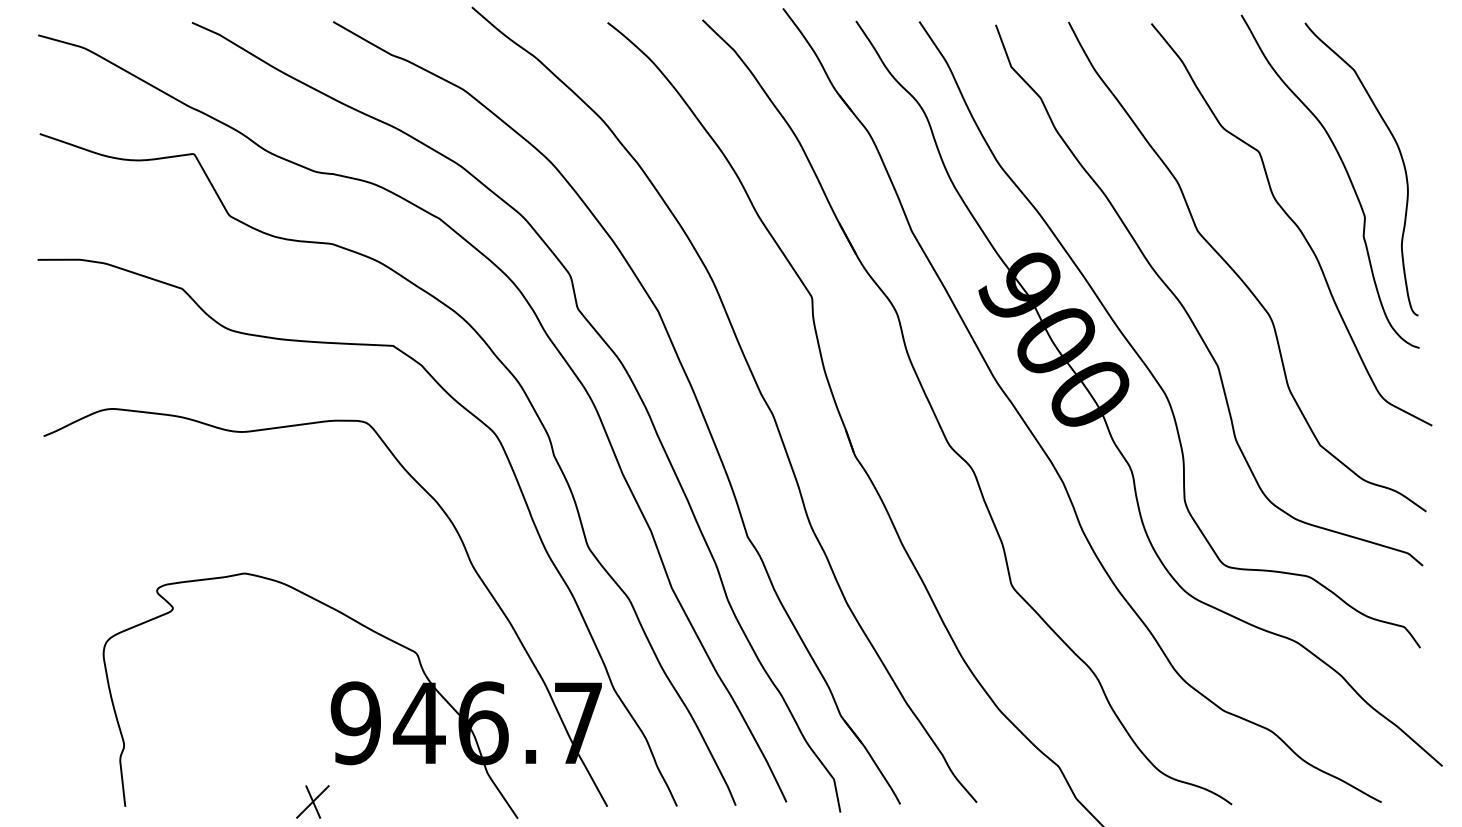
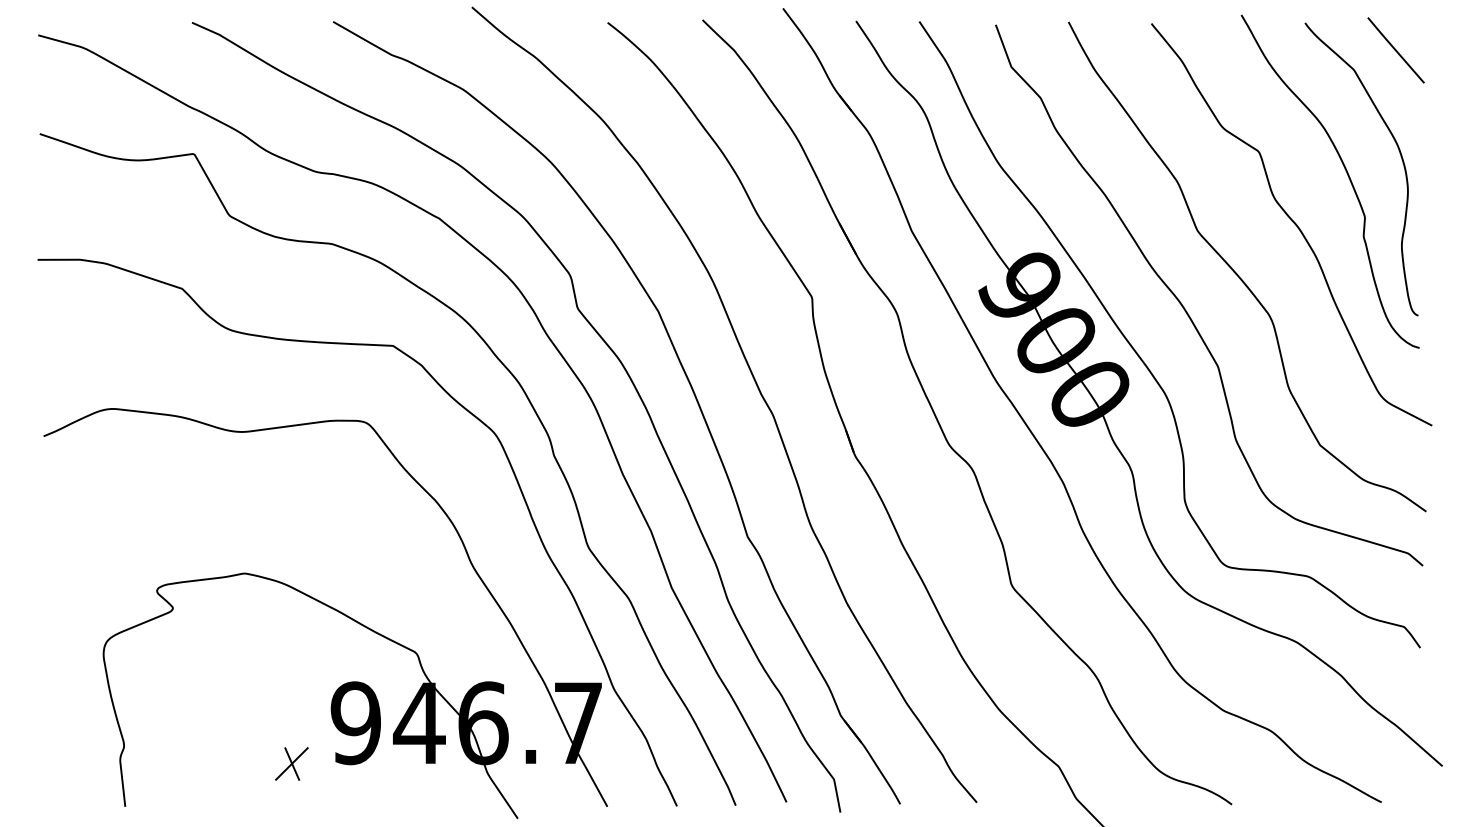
line: none -> present (1395, 50)
part position: (312, 801) -> (291, 763) (291, 763)
